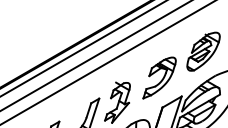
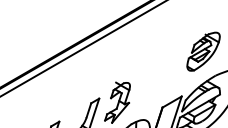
line: present -> none (95, 56)
line: present -> none (107, 62)
part: present -> none (159, 77)
